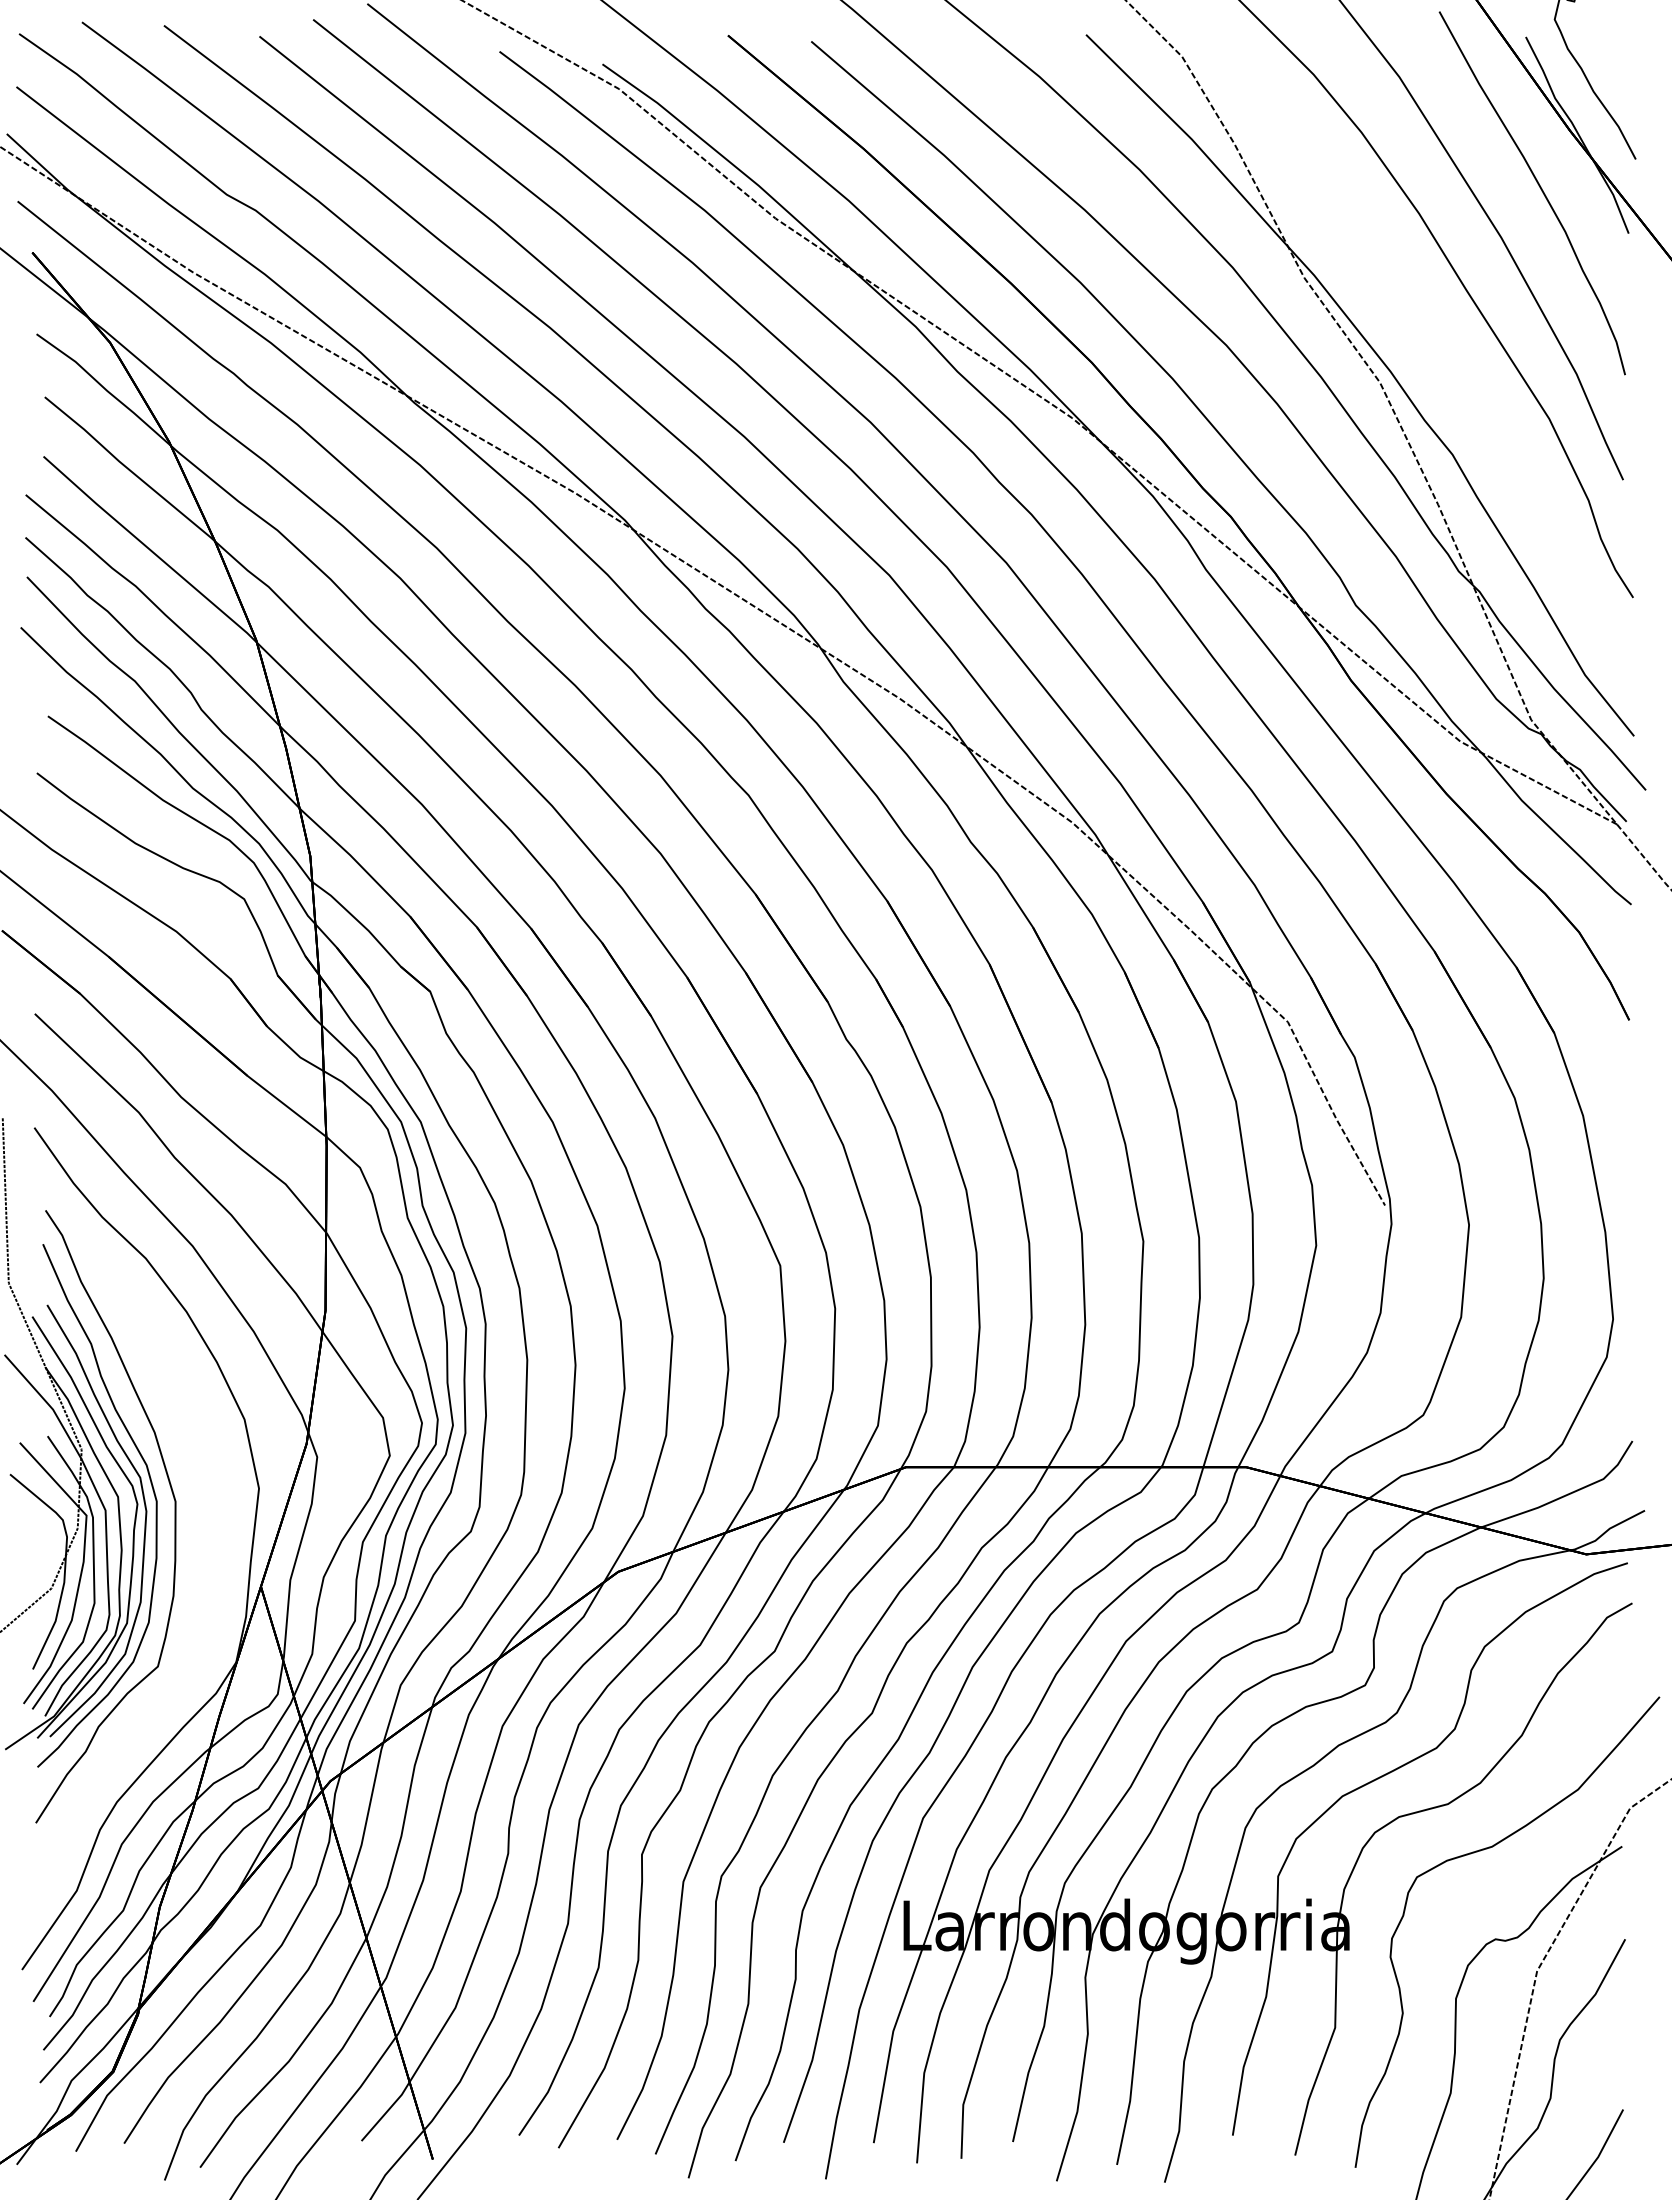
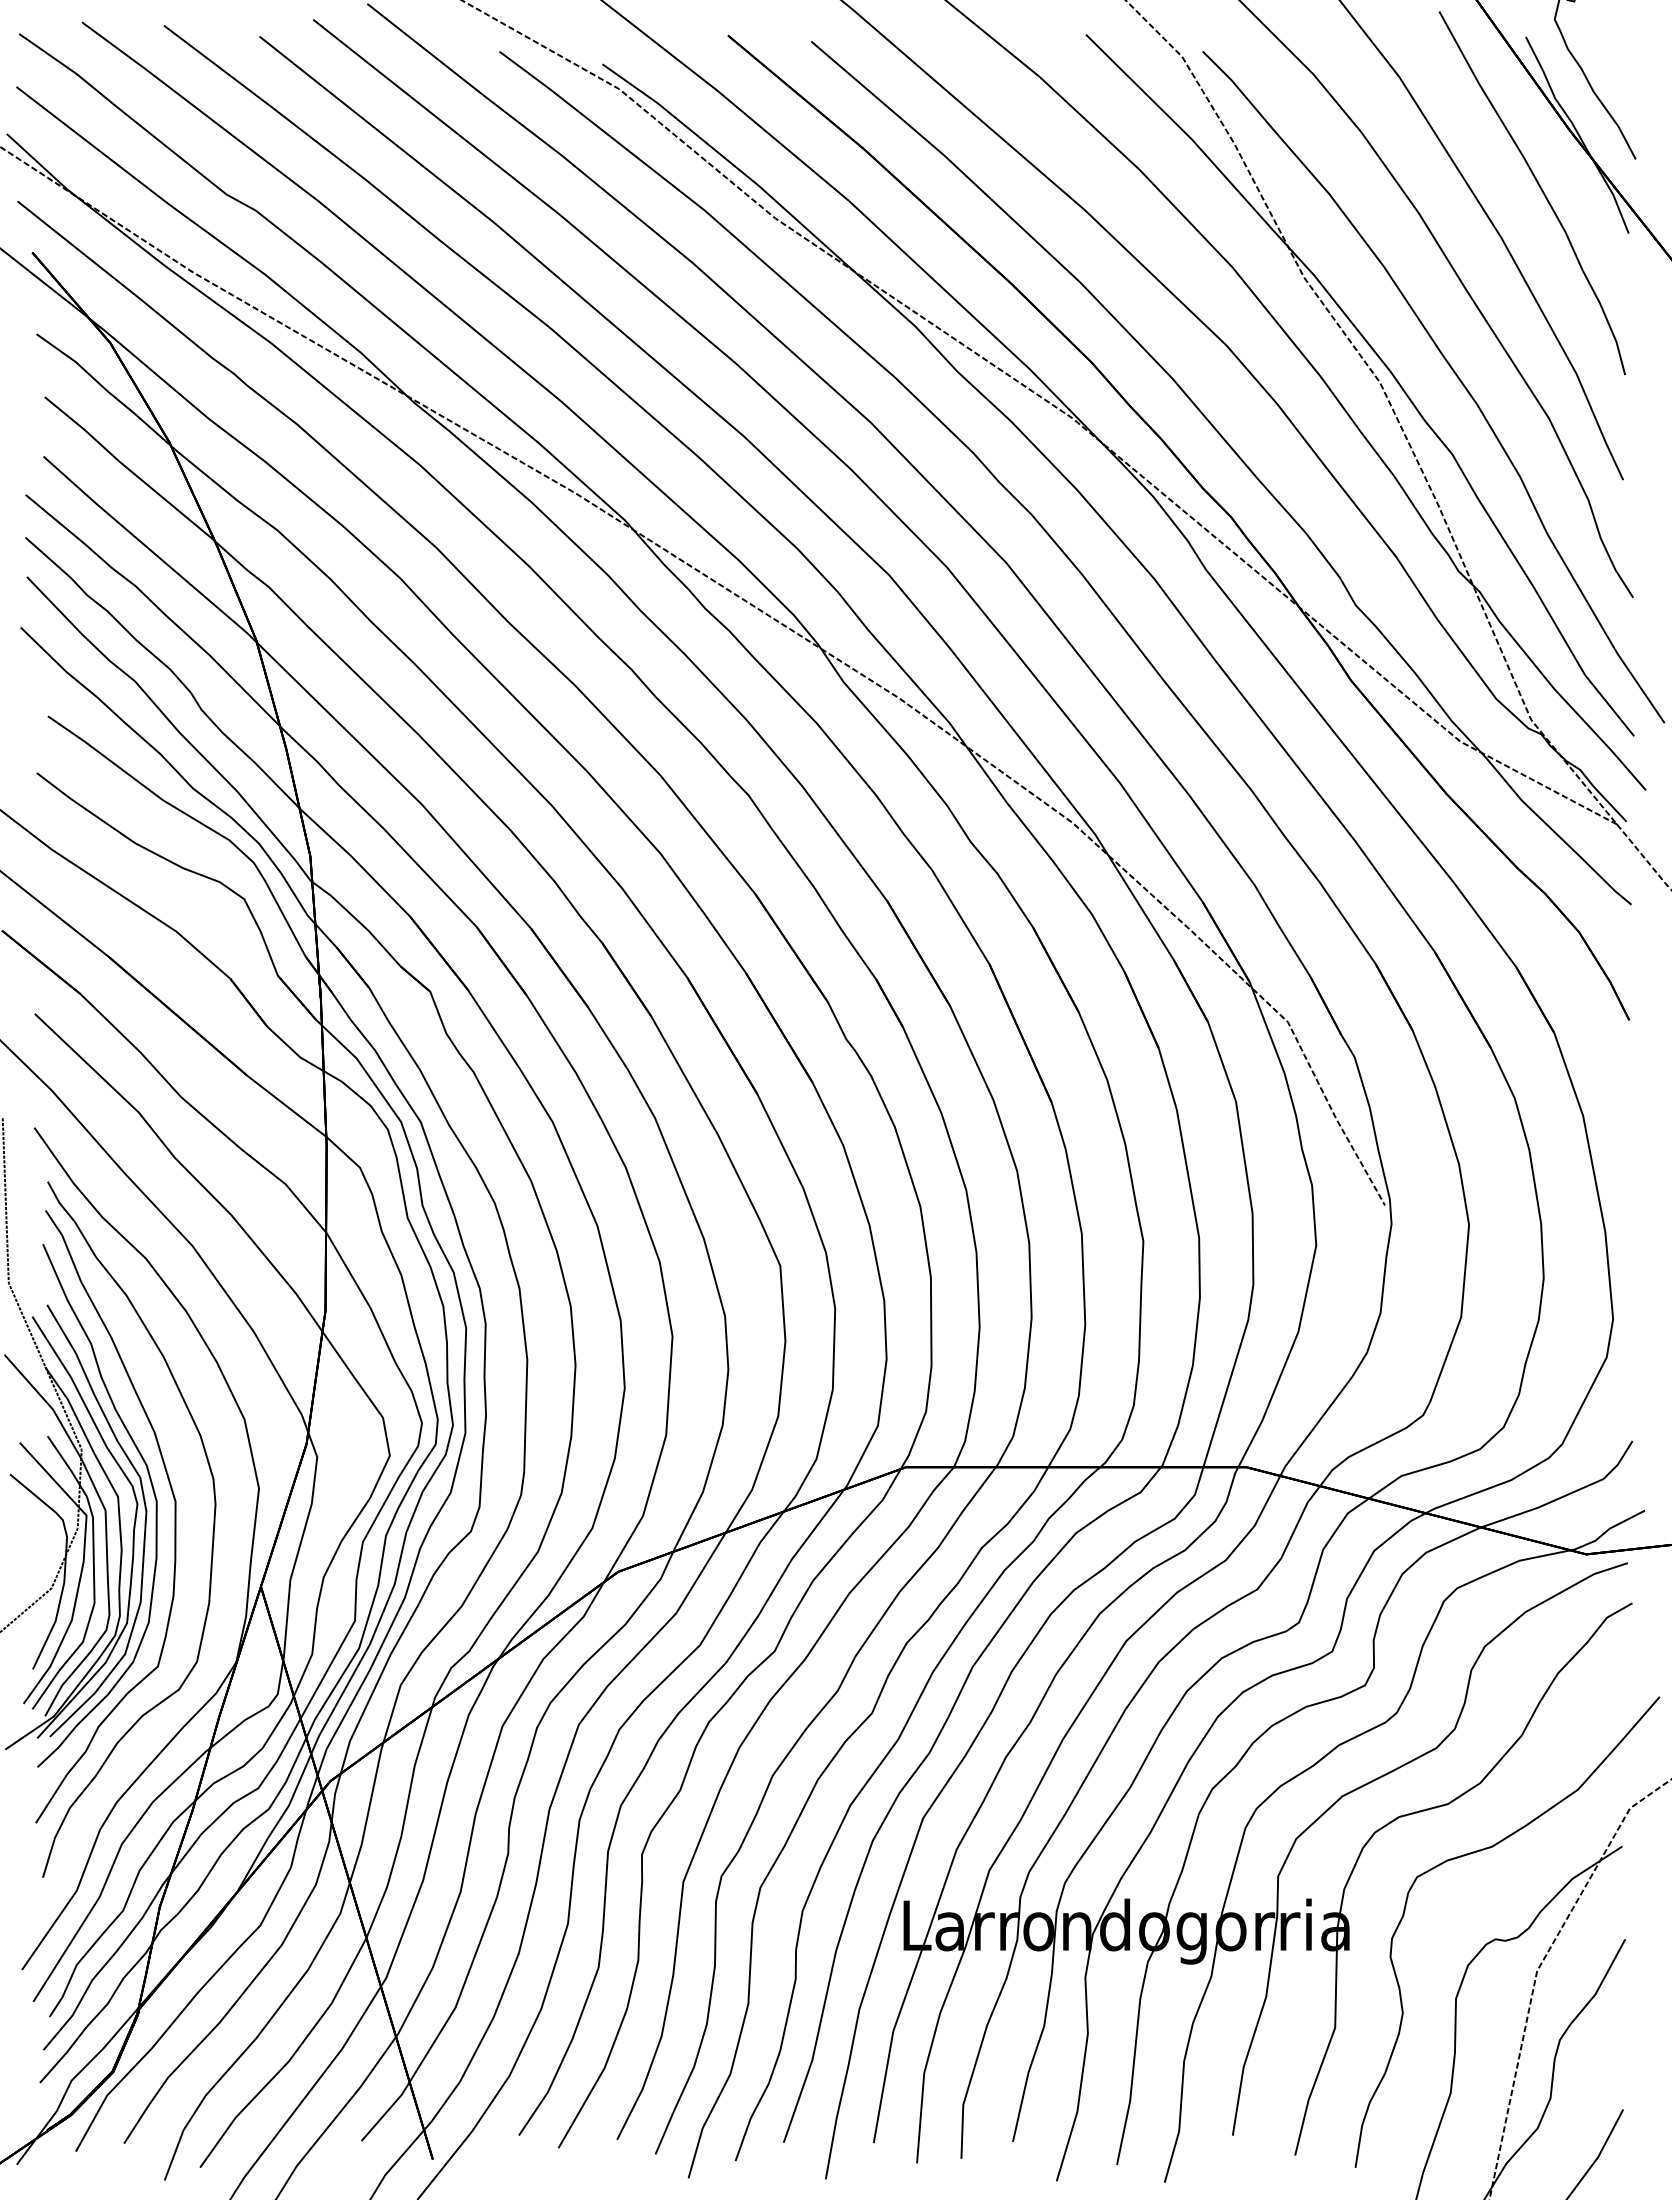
curve: none -> present (1453, 372)
part: none -> present (212, 1531)
